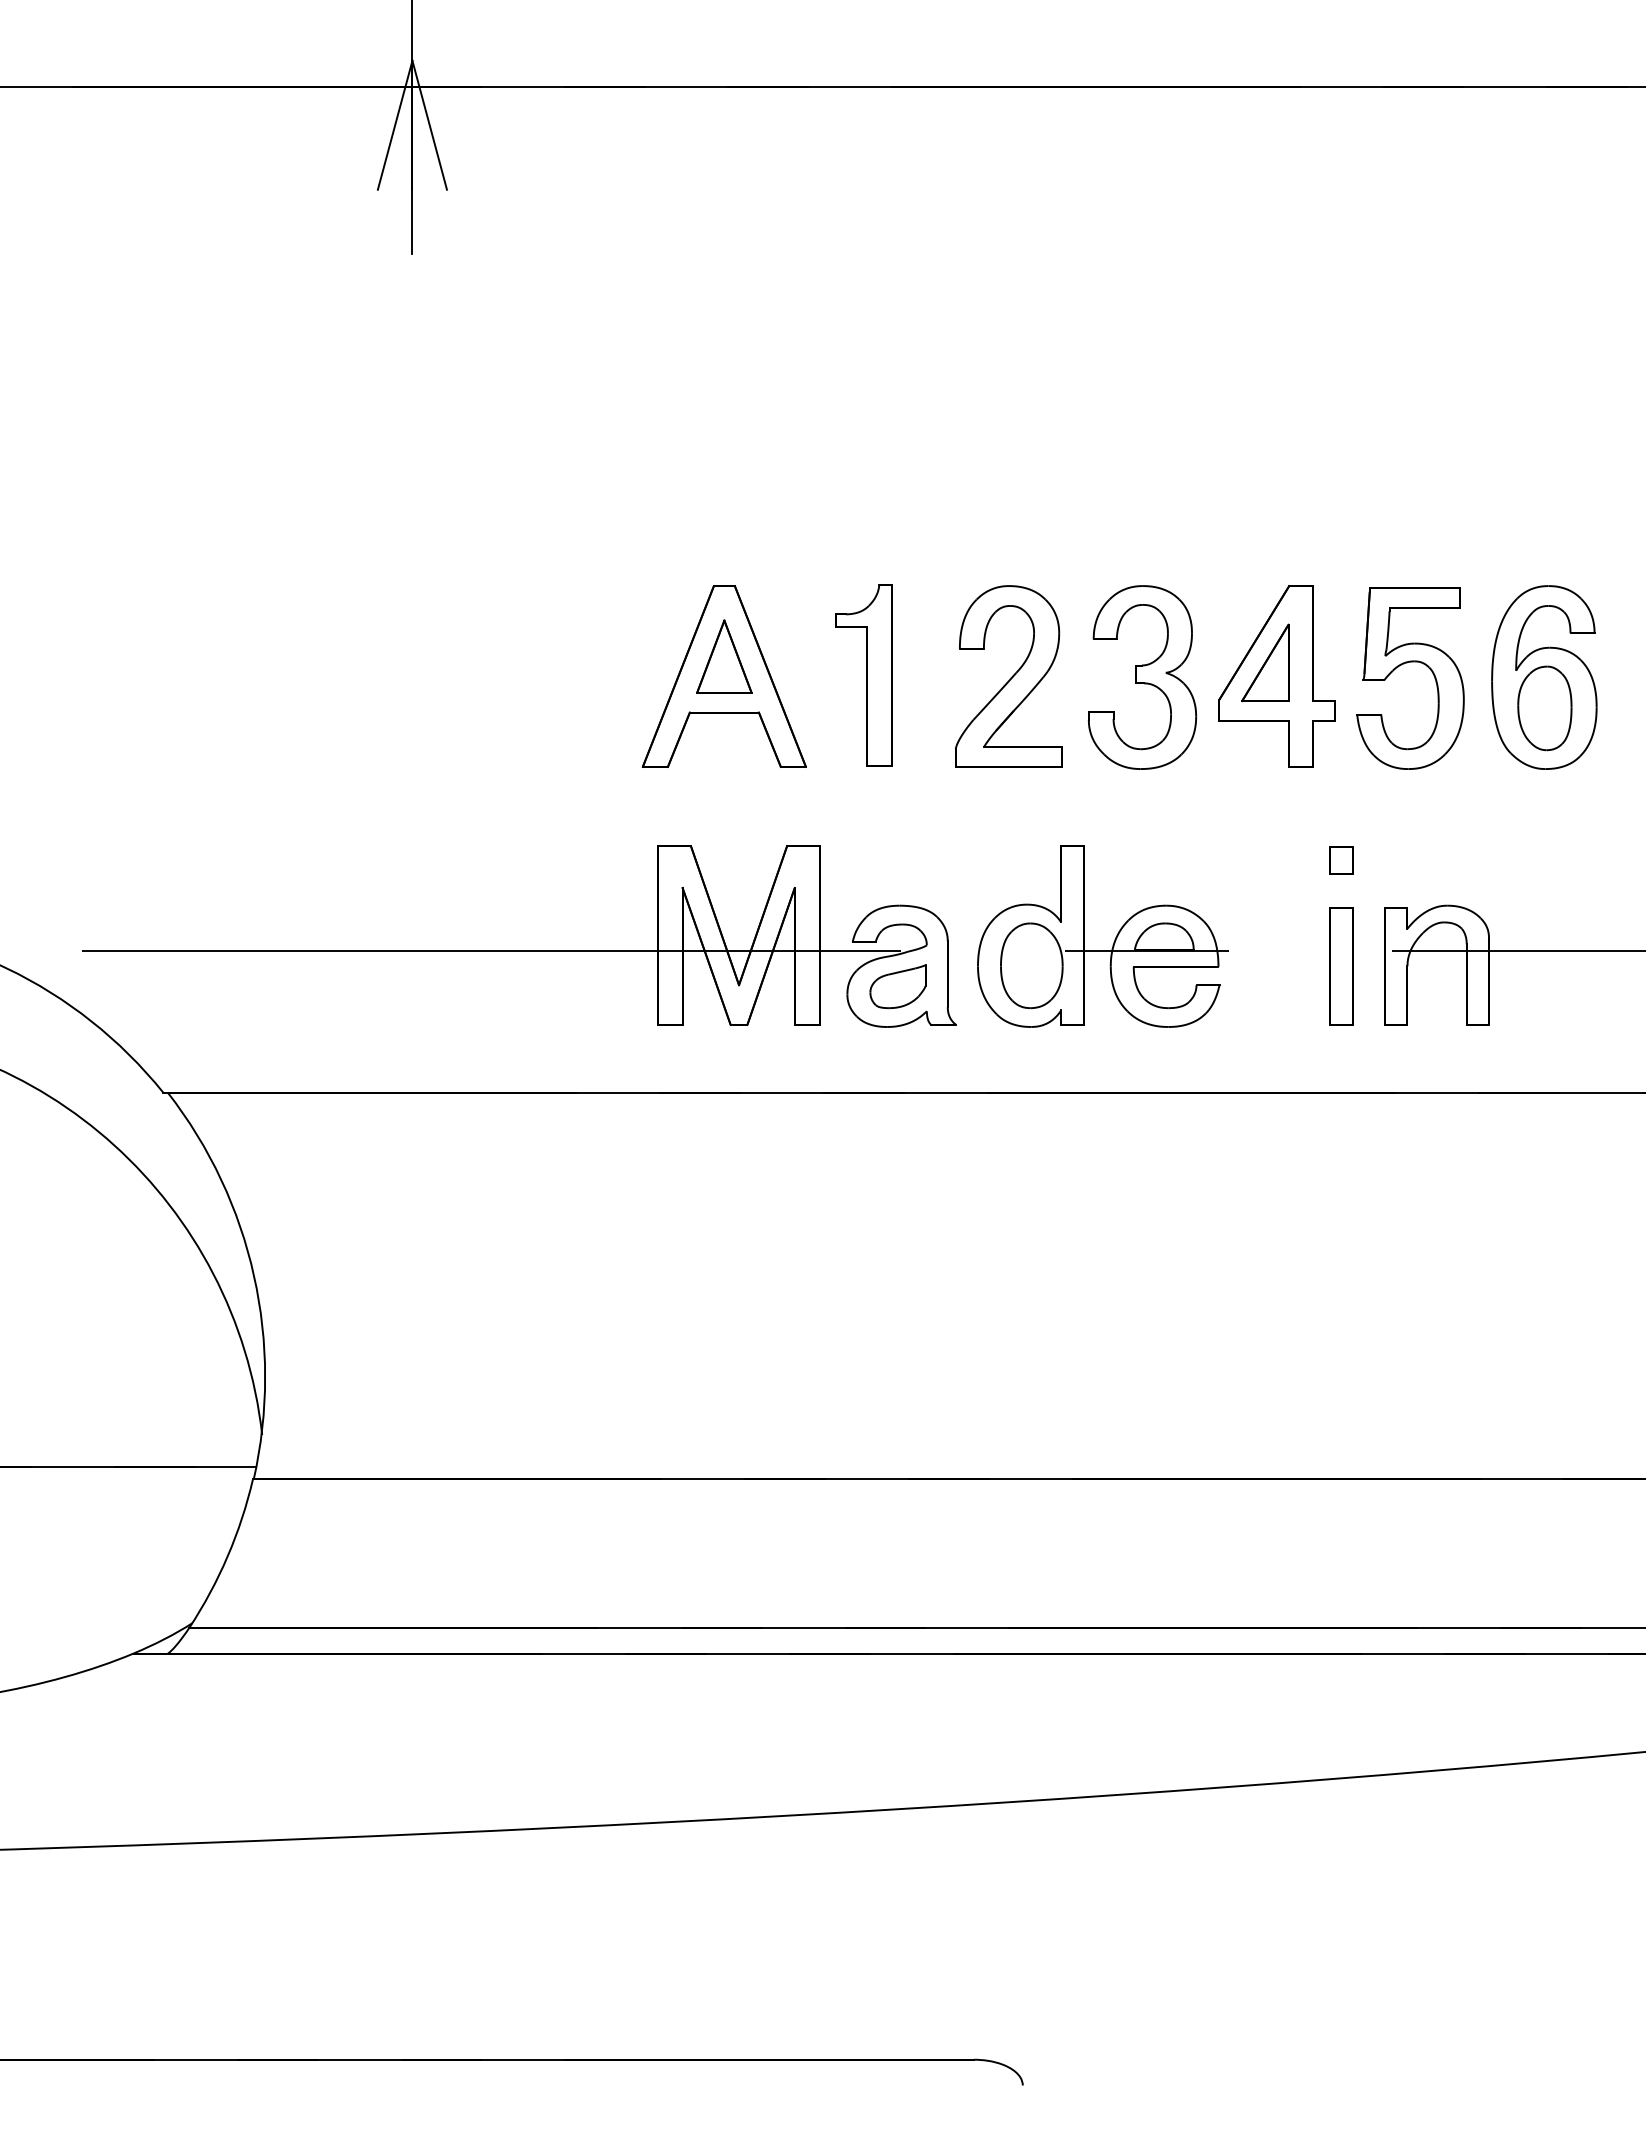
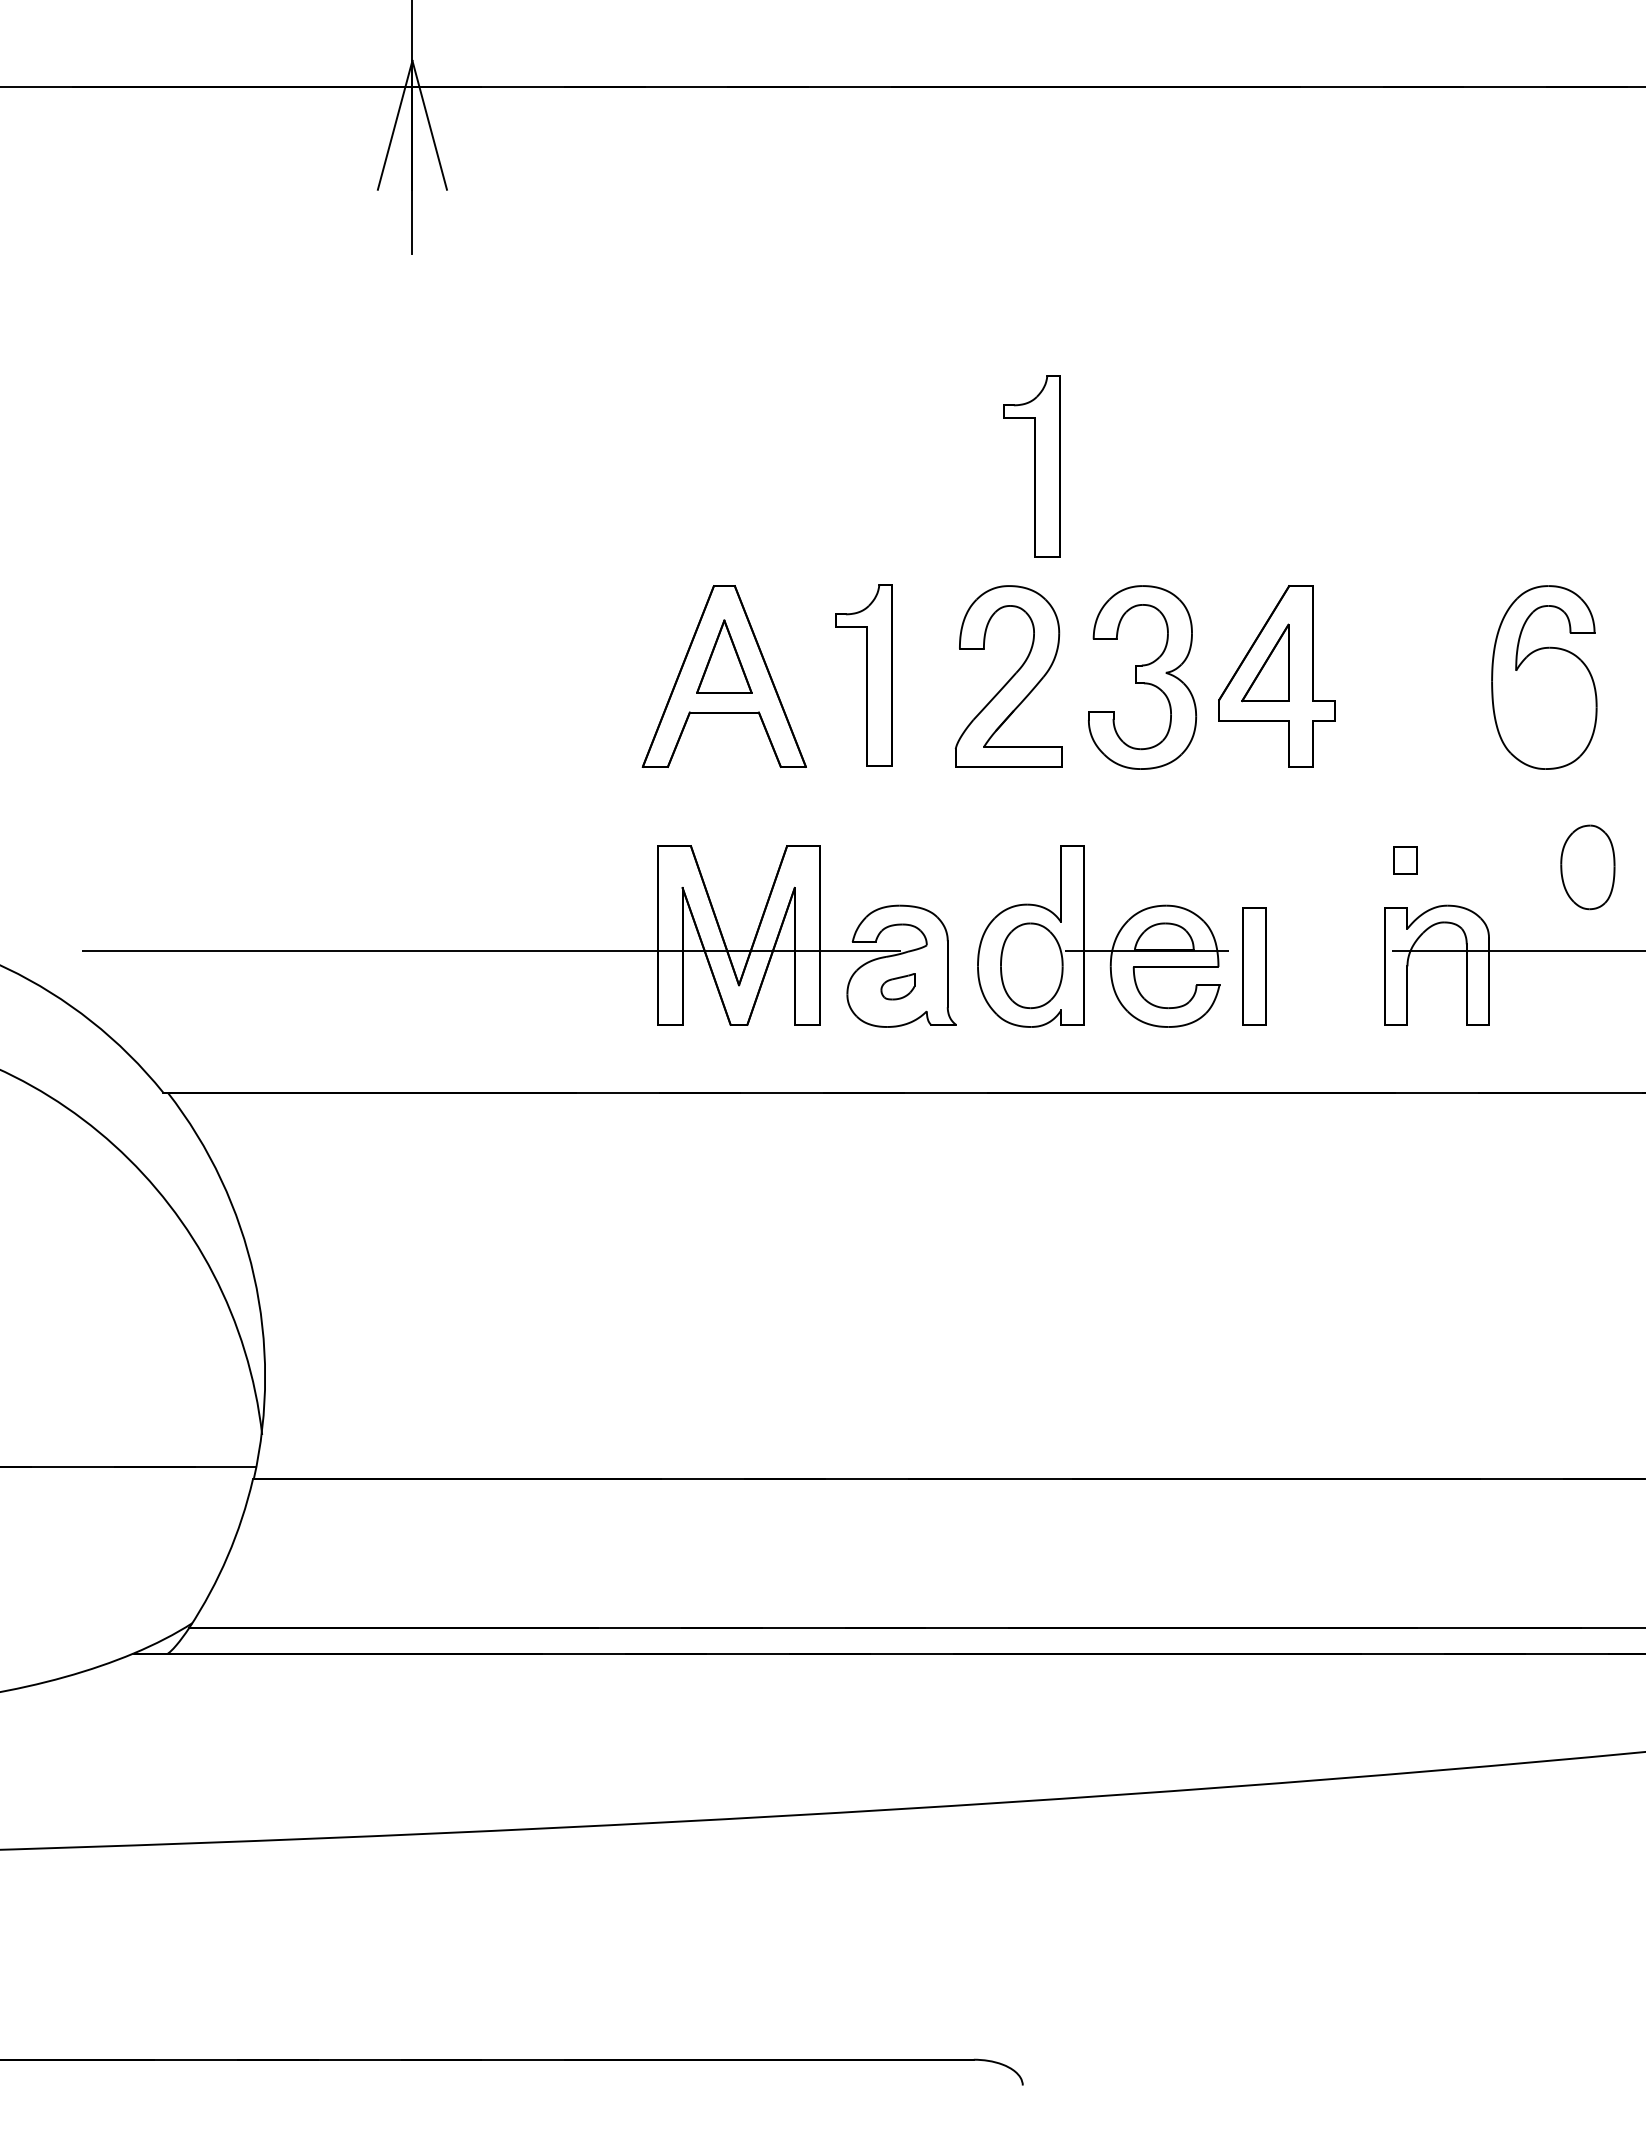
part: none -> present (1031, 466)
part: present -> none (1404, 664)
part position: (1544, 708) -> (1587, 867) (1587, 867)
part position: (1341, 860) -> (1405, 860) (1405, 860)
part position: (1341, 966) -> (1254, 966) (1254, 966)
part size: 58x45 px -> 36x28 px (897, 986)
